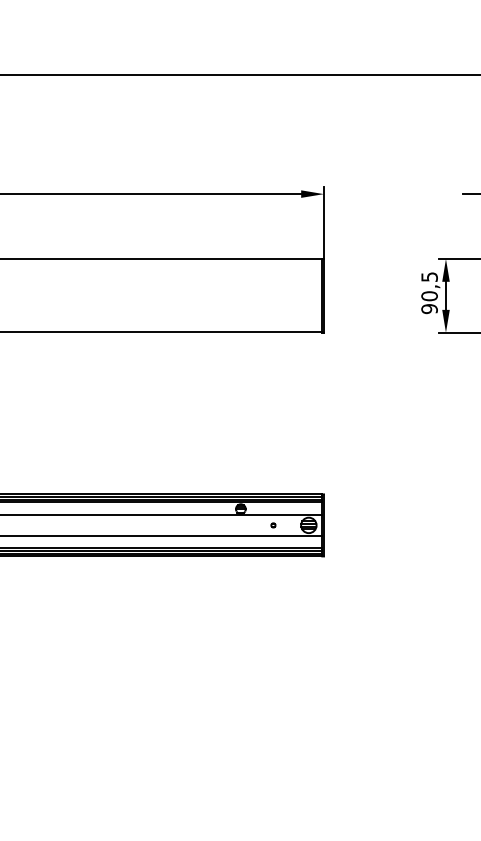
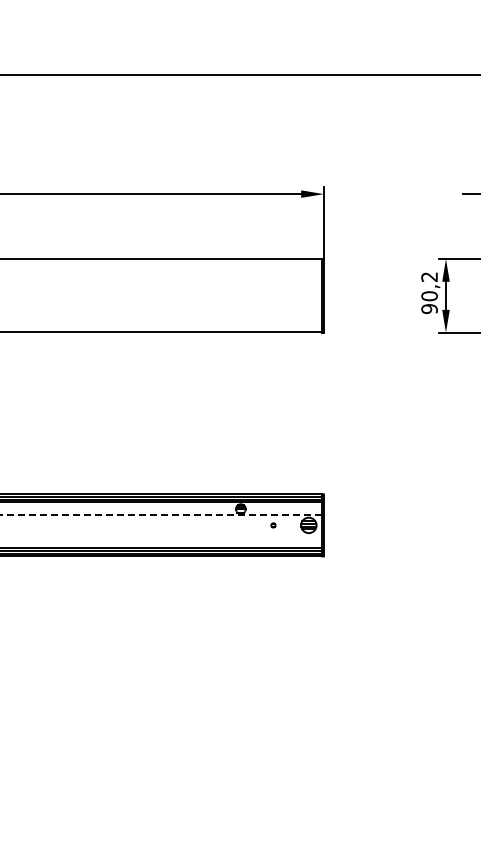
text: 90,5 -> 90,2 (429, 276)
line: solid -> dashed (161, 515)
line: present -> none (162, 535)
